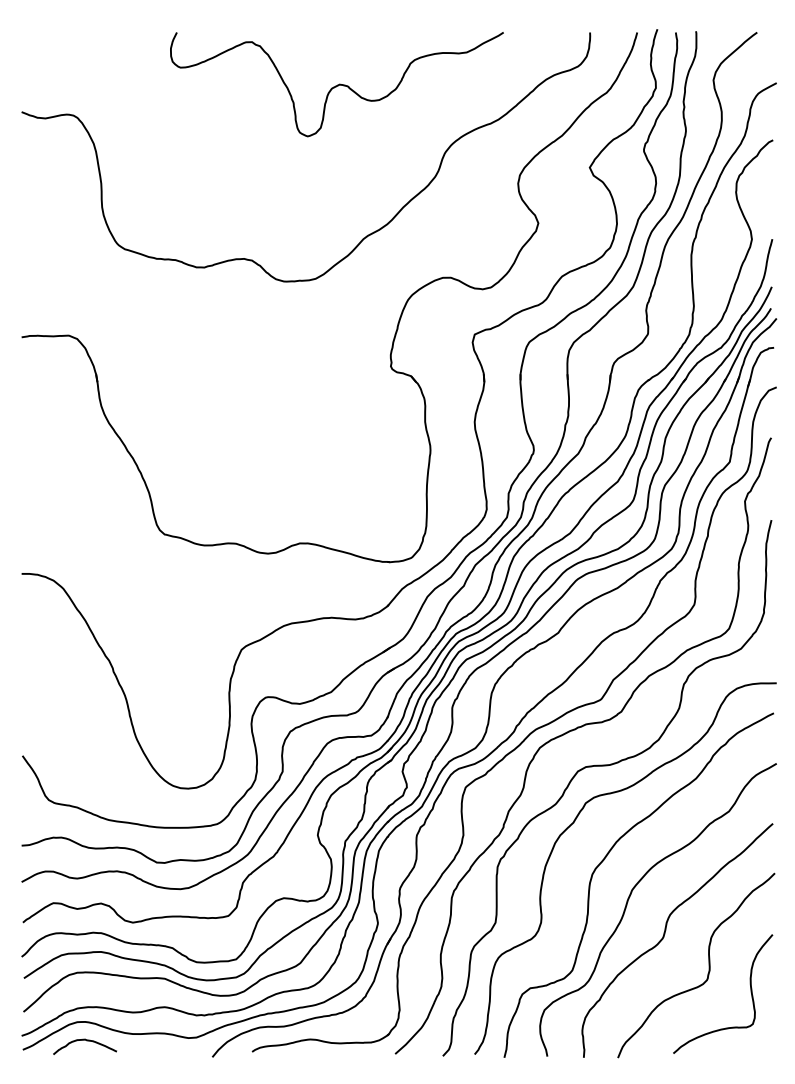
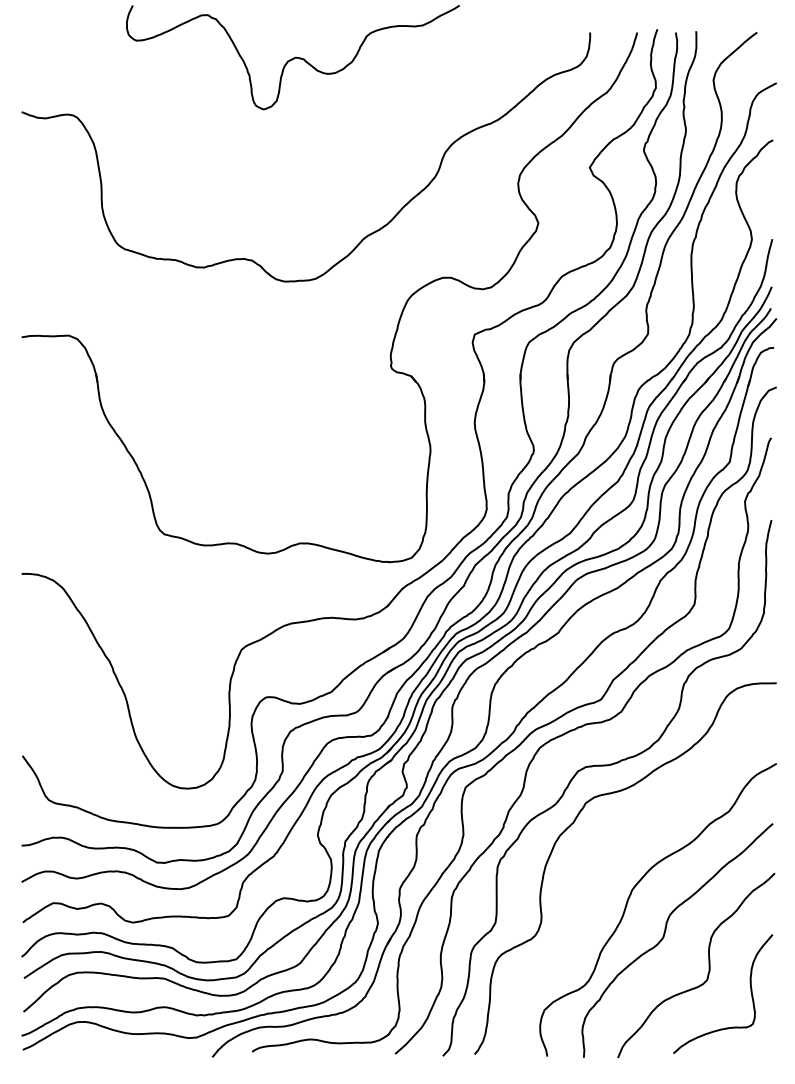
curve position: (337, 84) -> (293, 57) (293, 57)
curve: present -> none (604, 860)
curve: present -> none (86, 1041)
